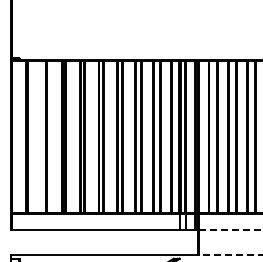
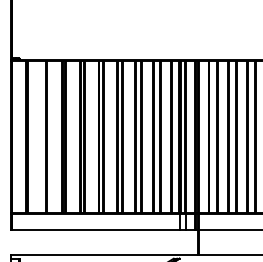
line: dashed -> solid (231, 229)
line: dashed -> solid (230, 255)
